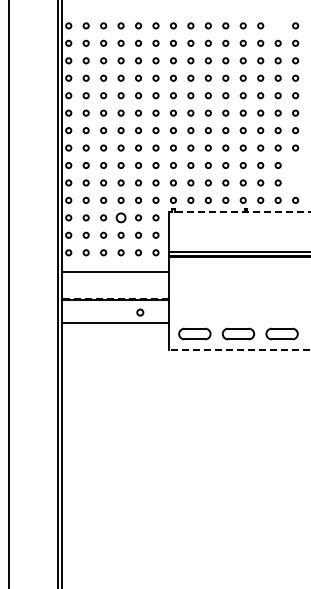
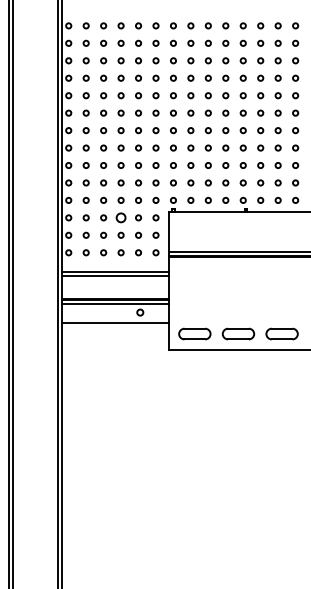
circle: none -> present (277, 25)
circle: none -> present (295, 165)
circle: none -> present (295, 182)
line: dashed -> solid (239, 211)
line: none -> present (114, 276)
line: none -> present (12, 293)
line: dashed -> solid (114, 298)
line: none -> present (114, 303)
line: dashed -> solid (239, 349)
